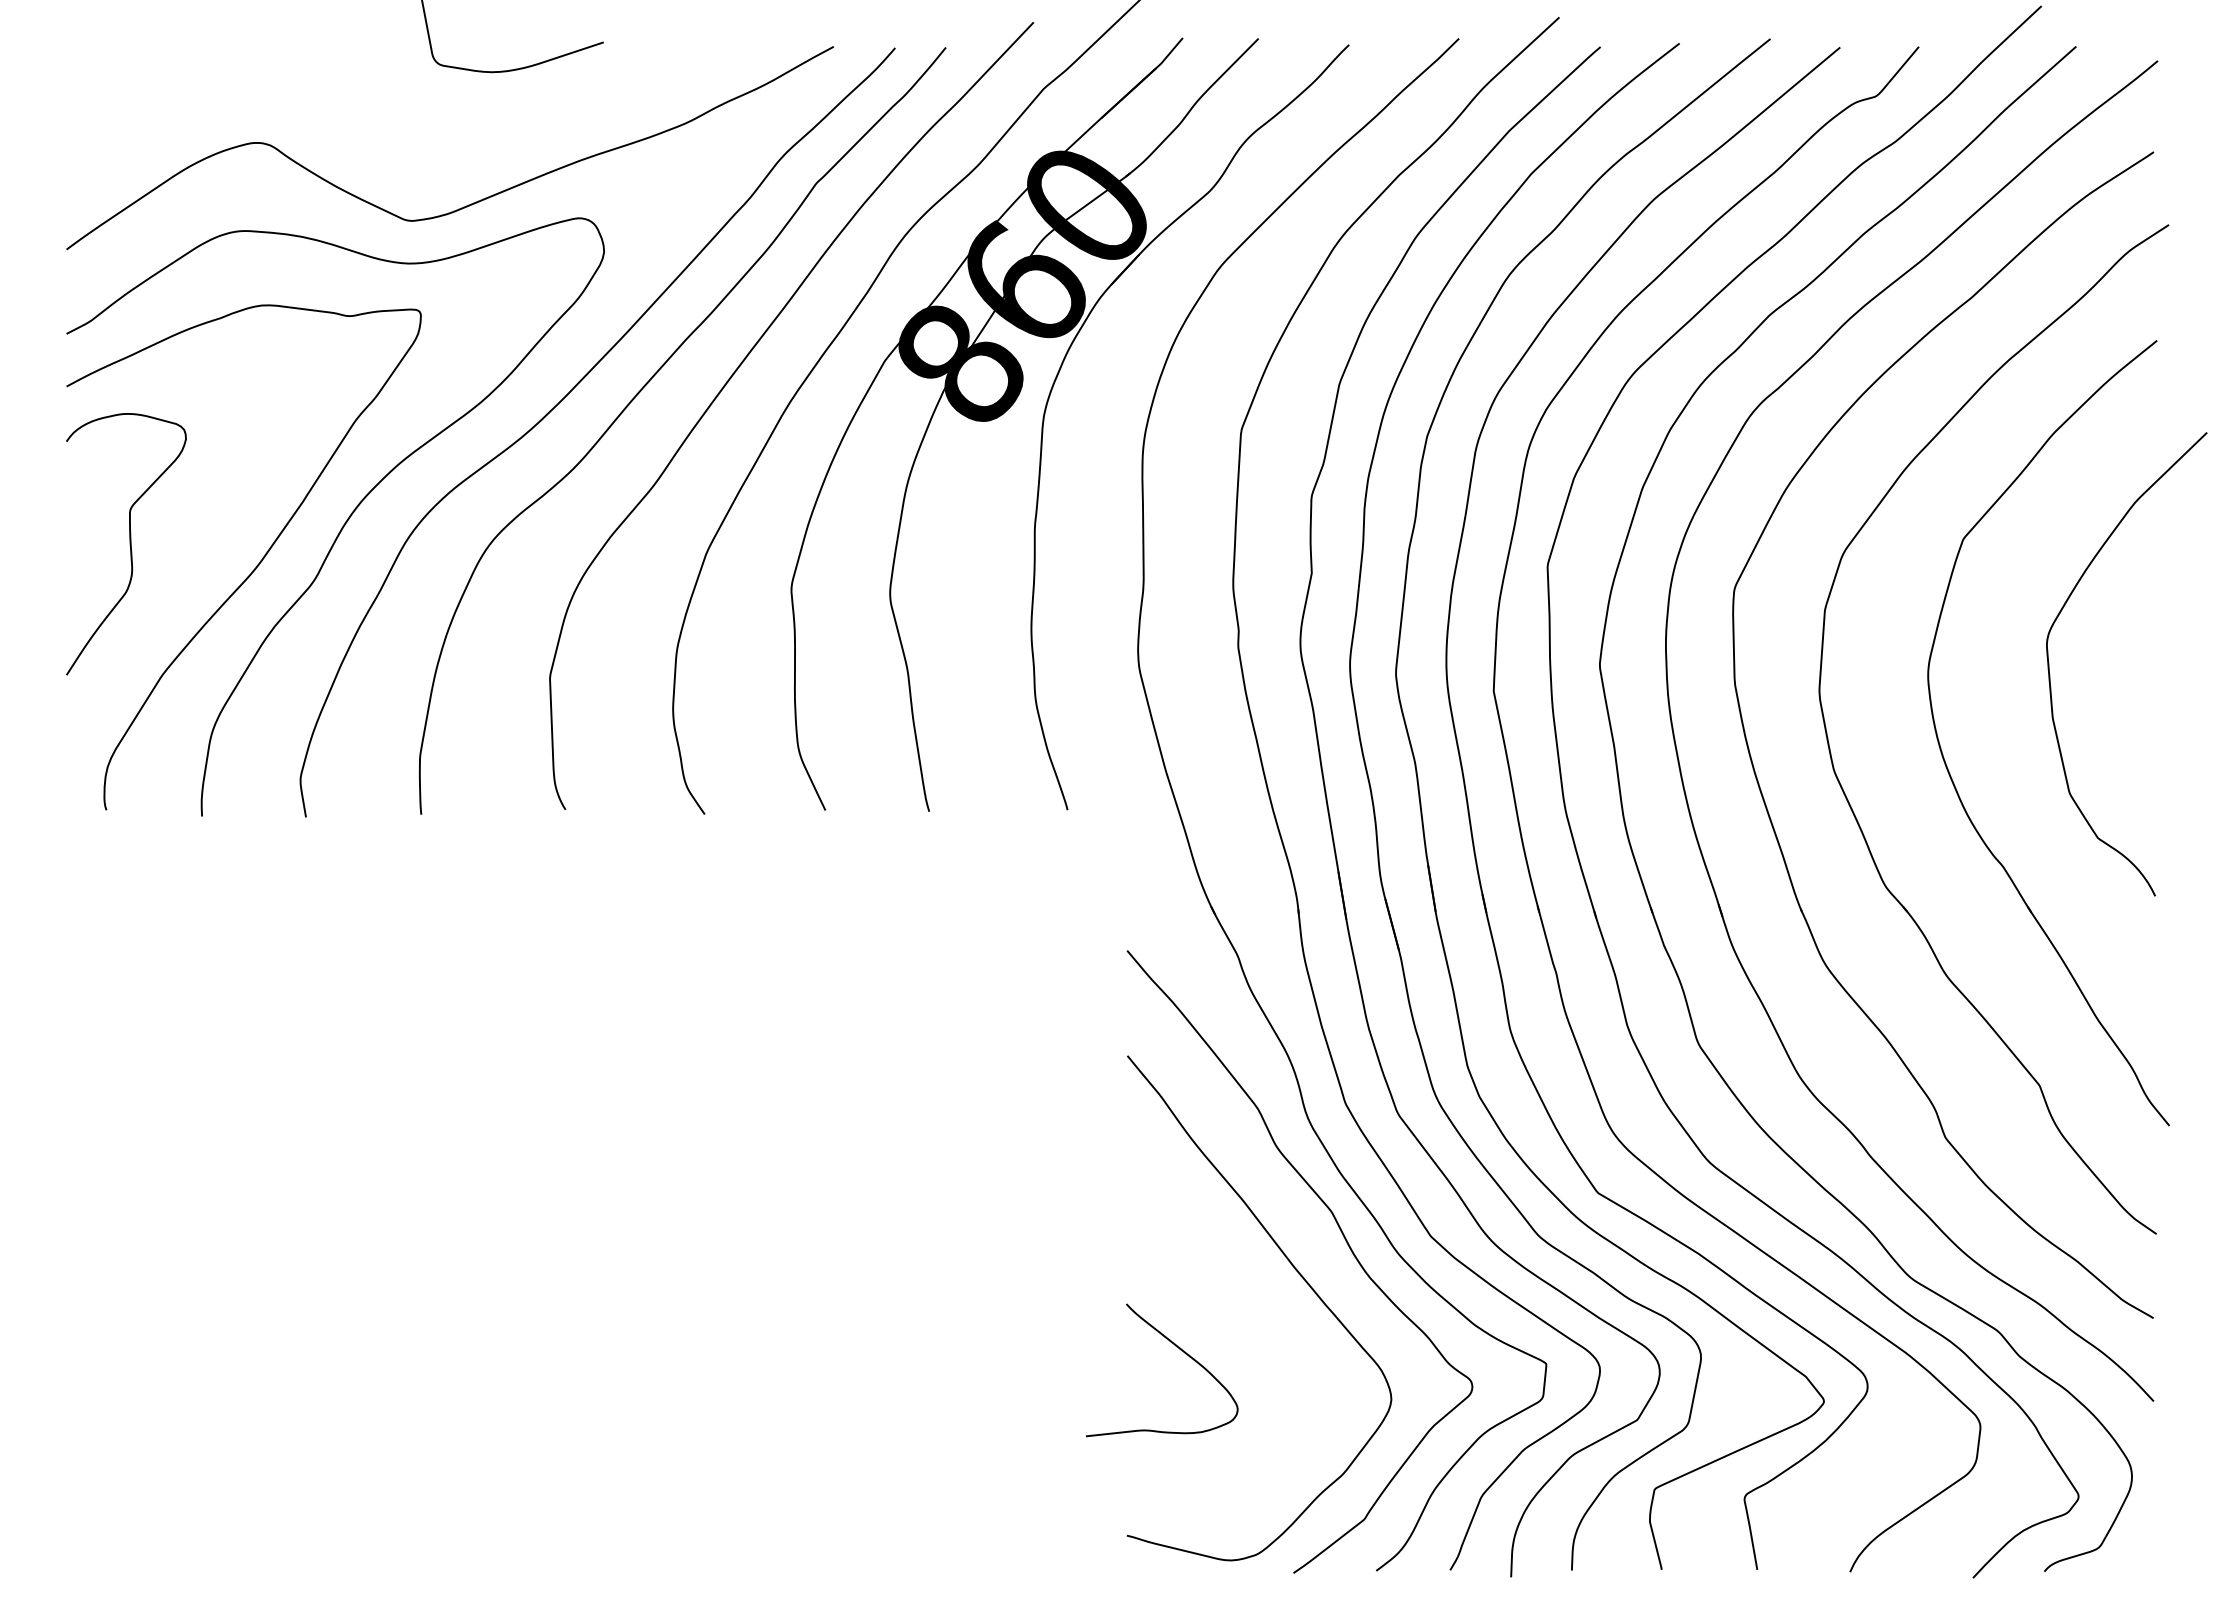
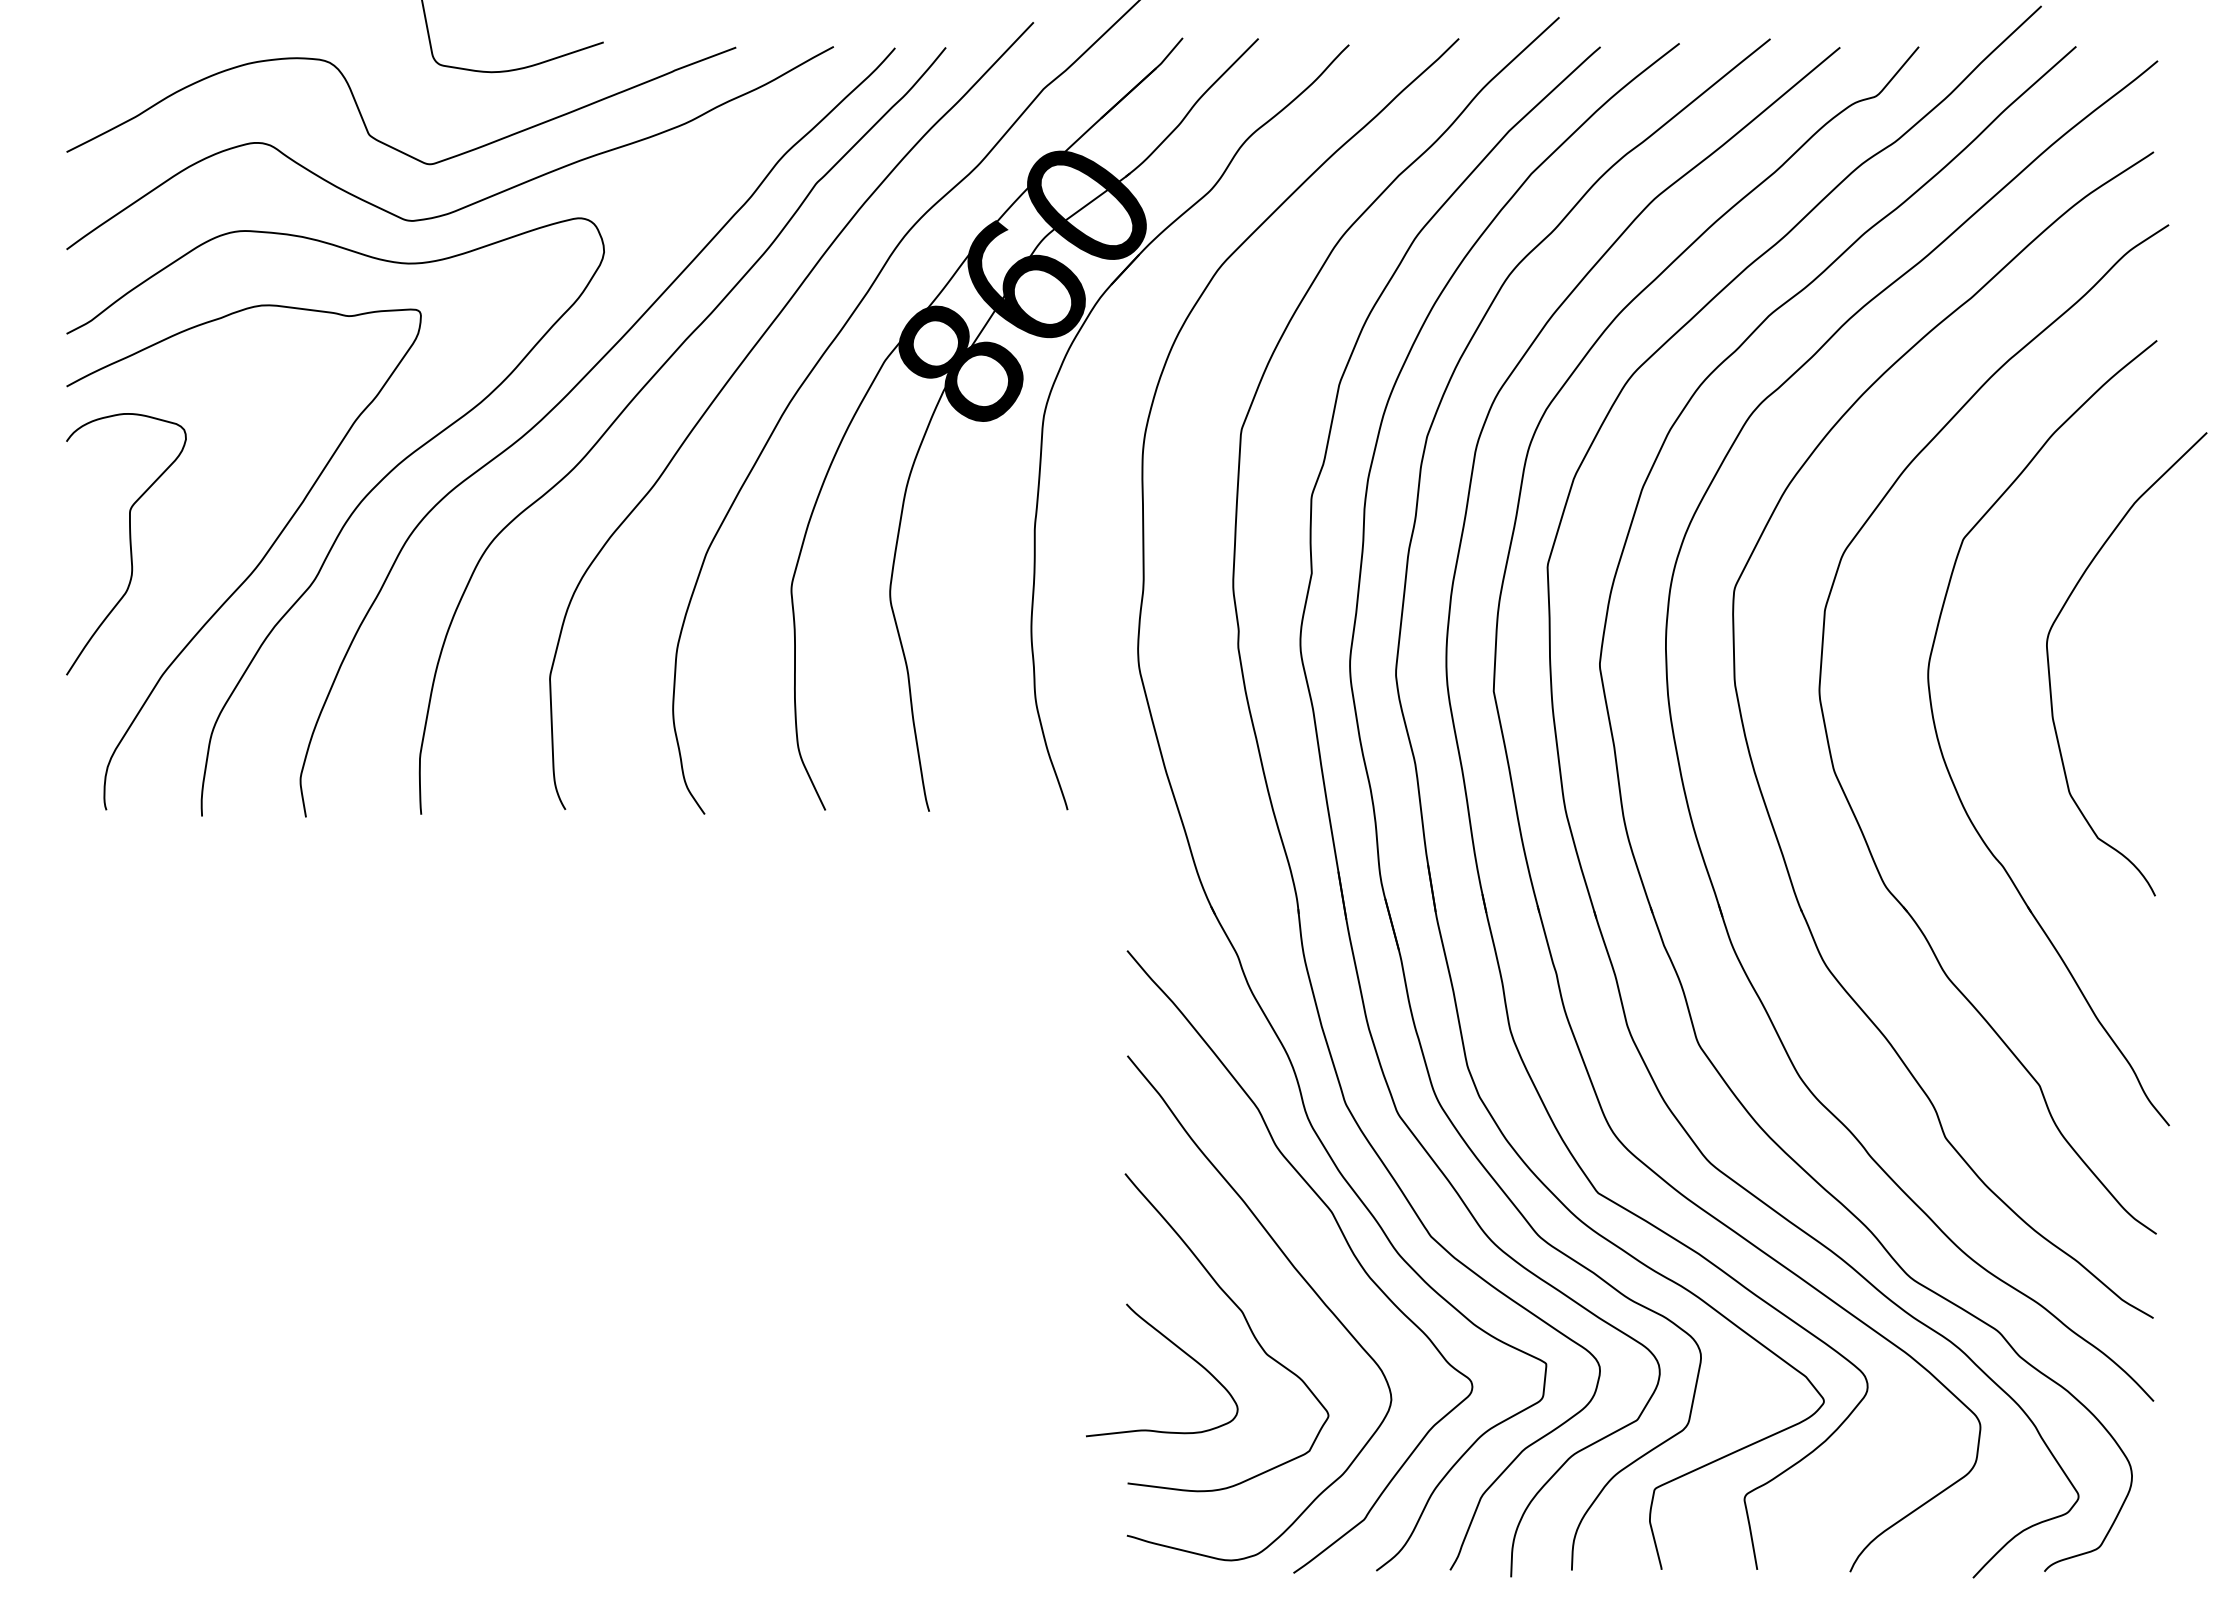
curve: none -> present (364, 120)
curve: none -> present (1246, 1323)
